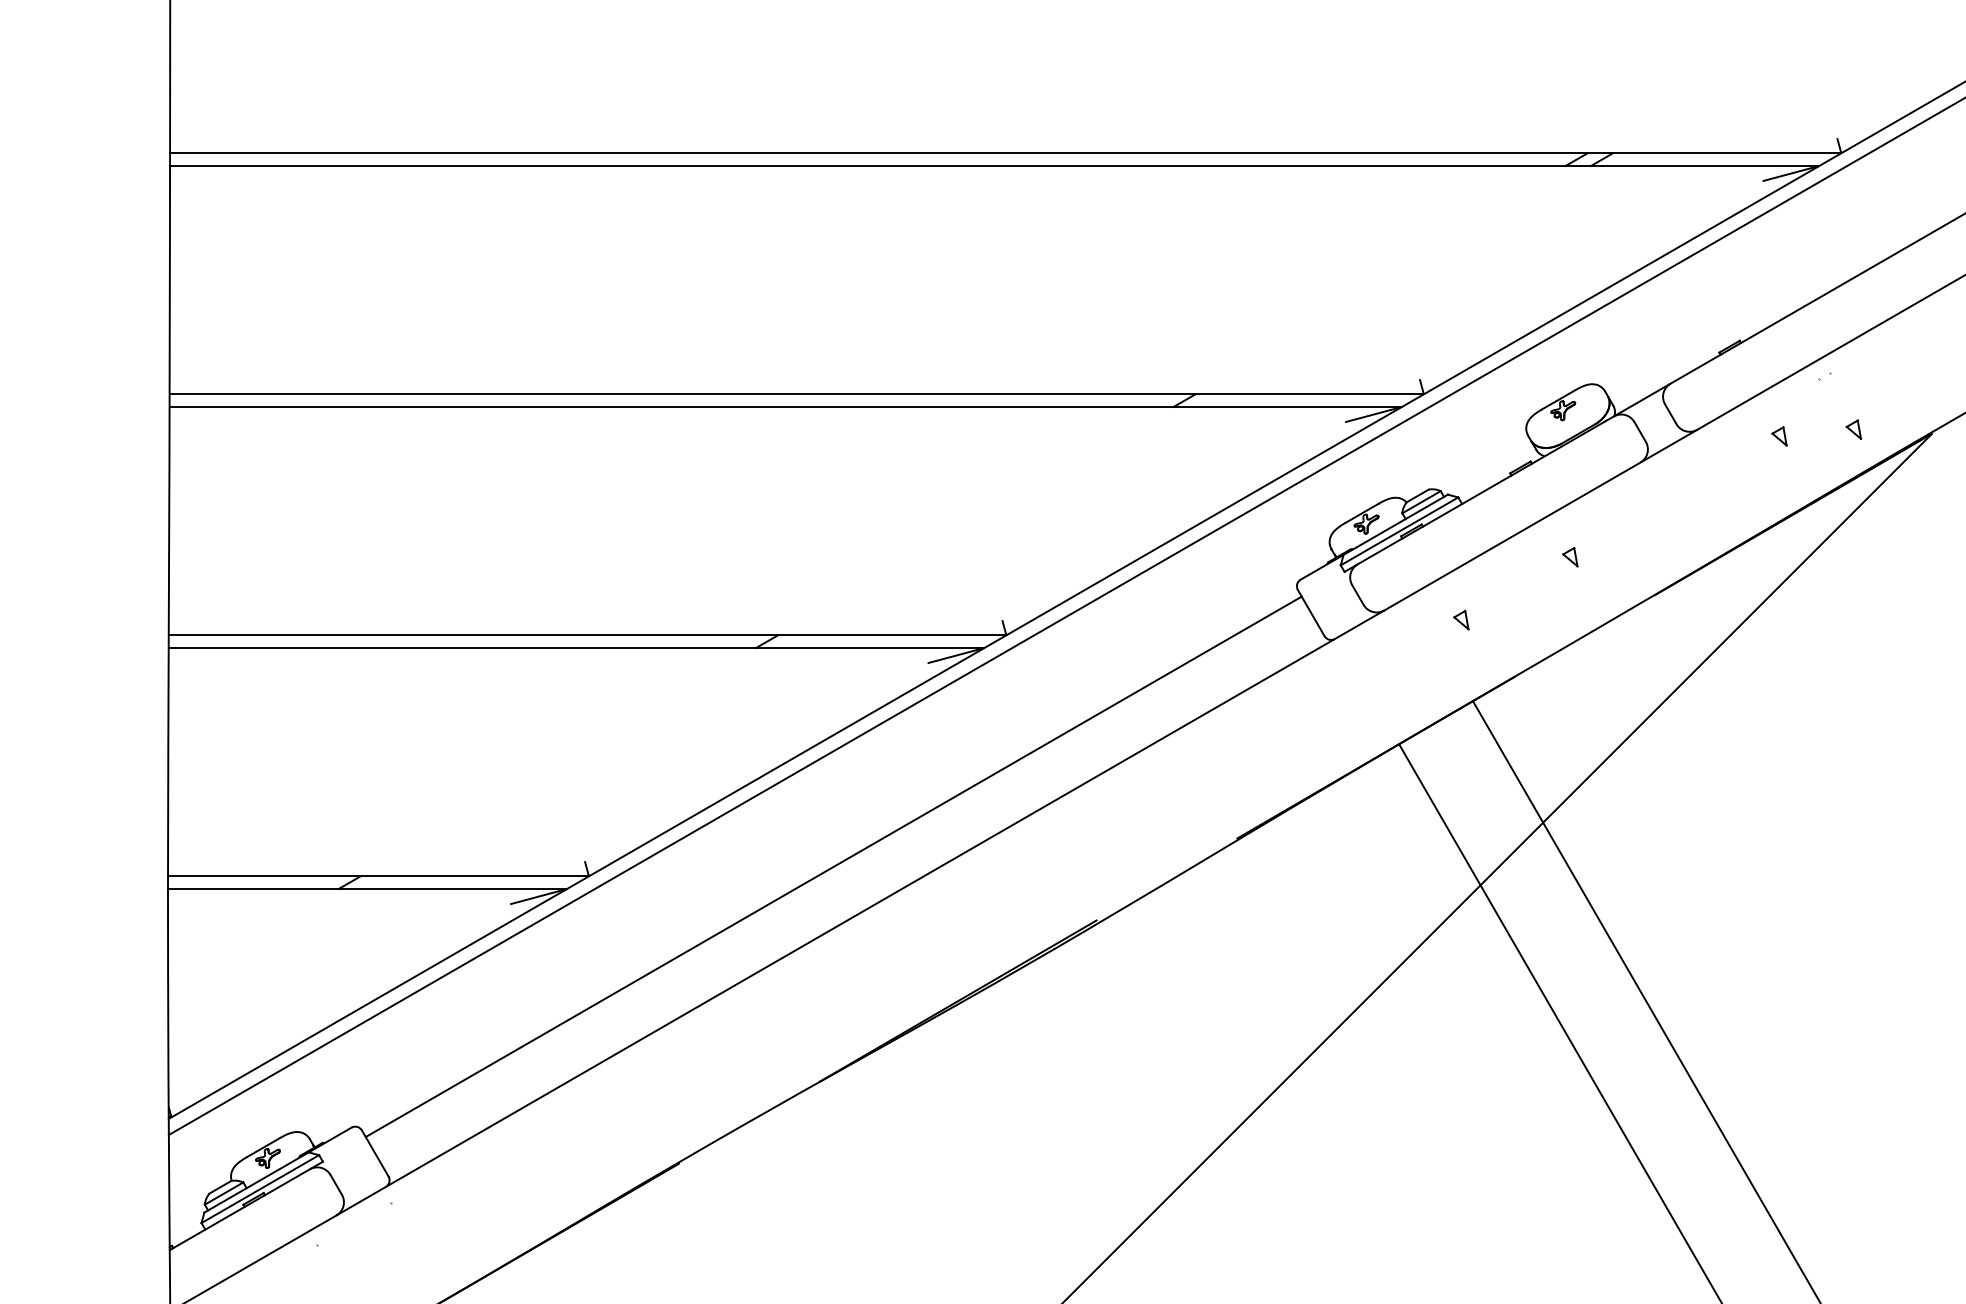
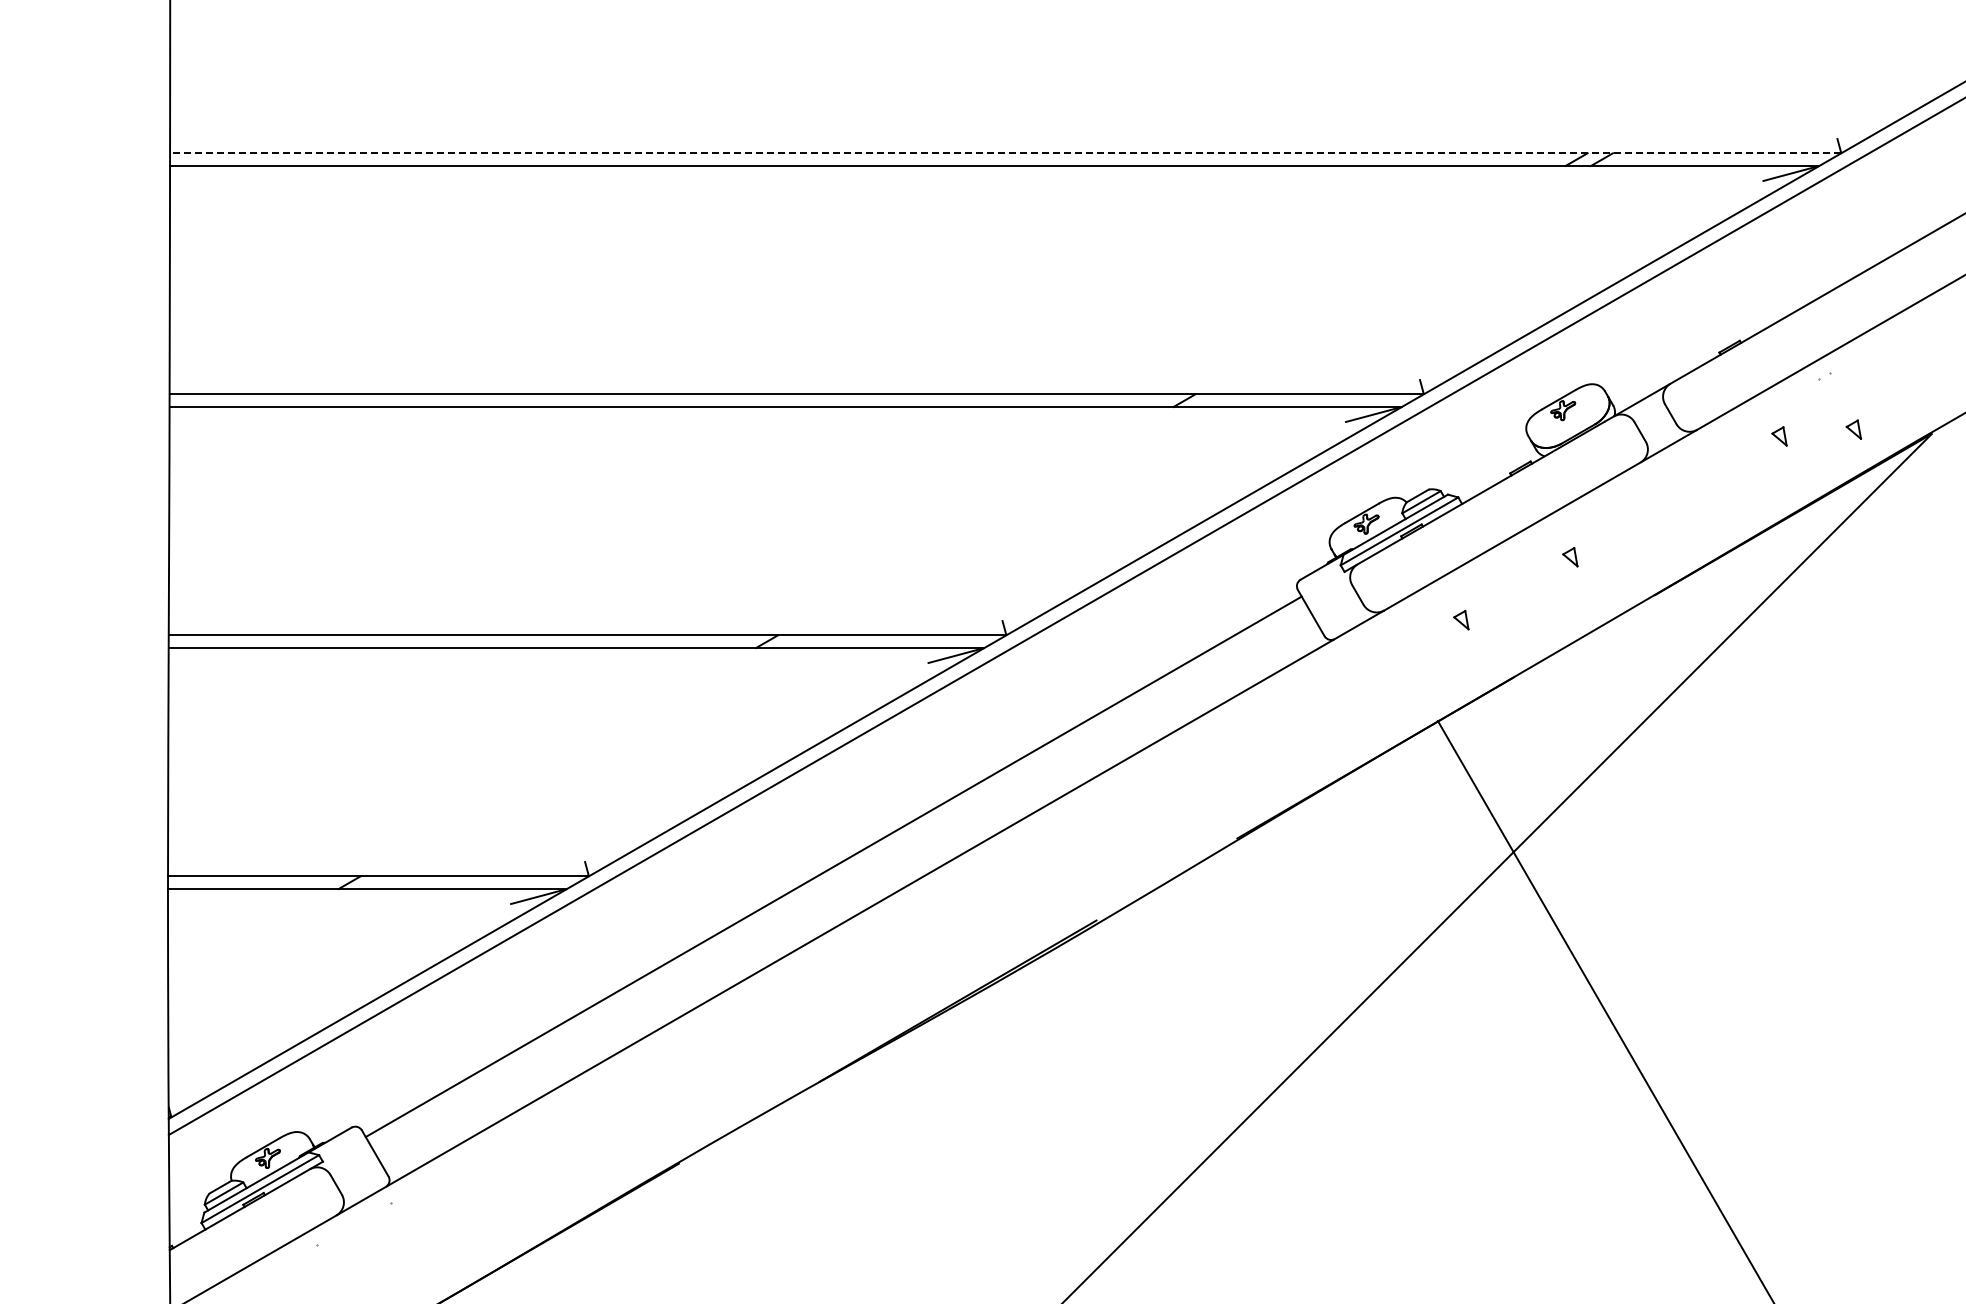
line: solid -> dashed (1005, 153)
line position: (1645, 1000) -> (1604, 1010) (1604, 1010)
line: present -> none (1559, 1022)
